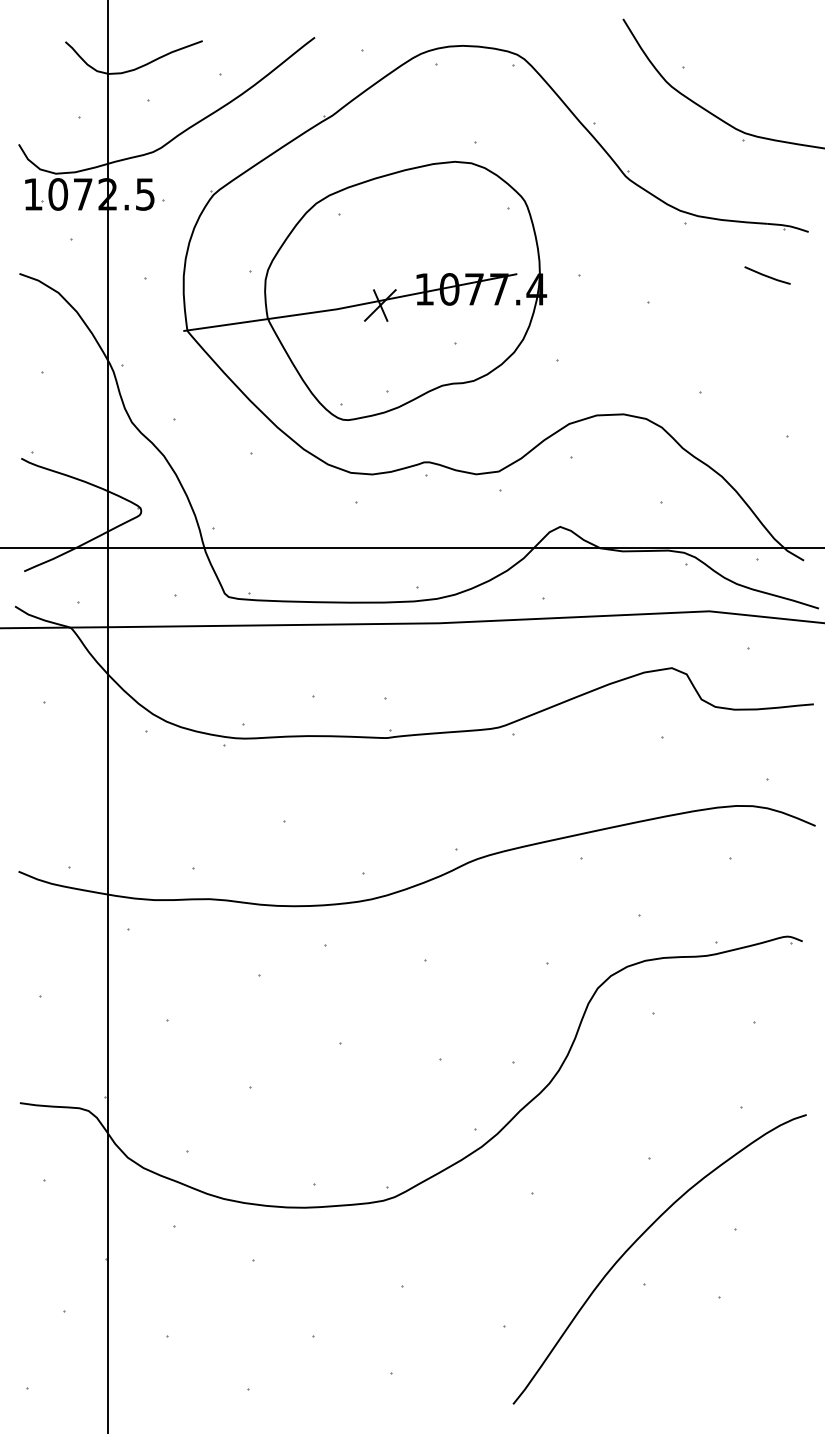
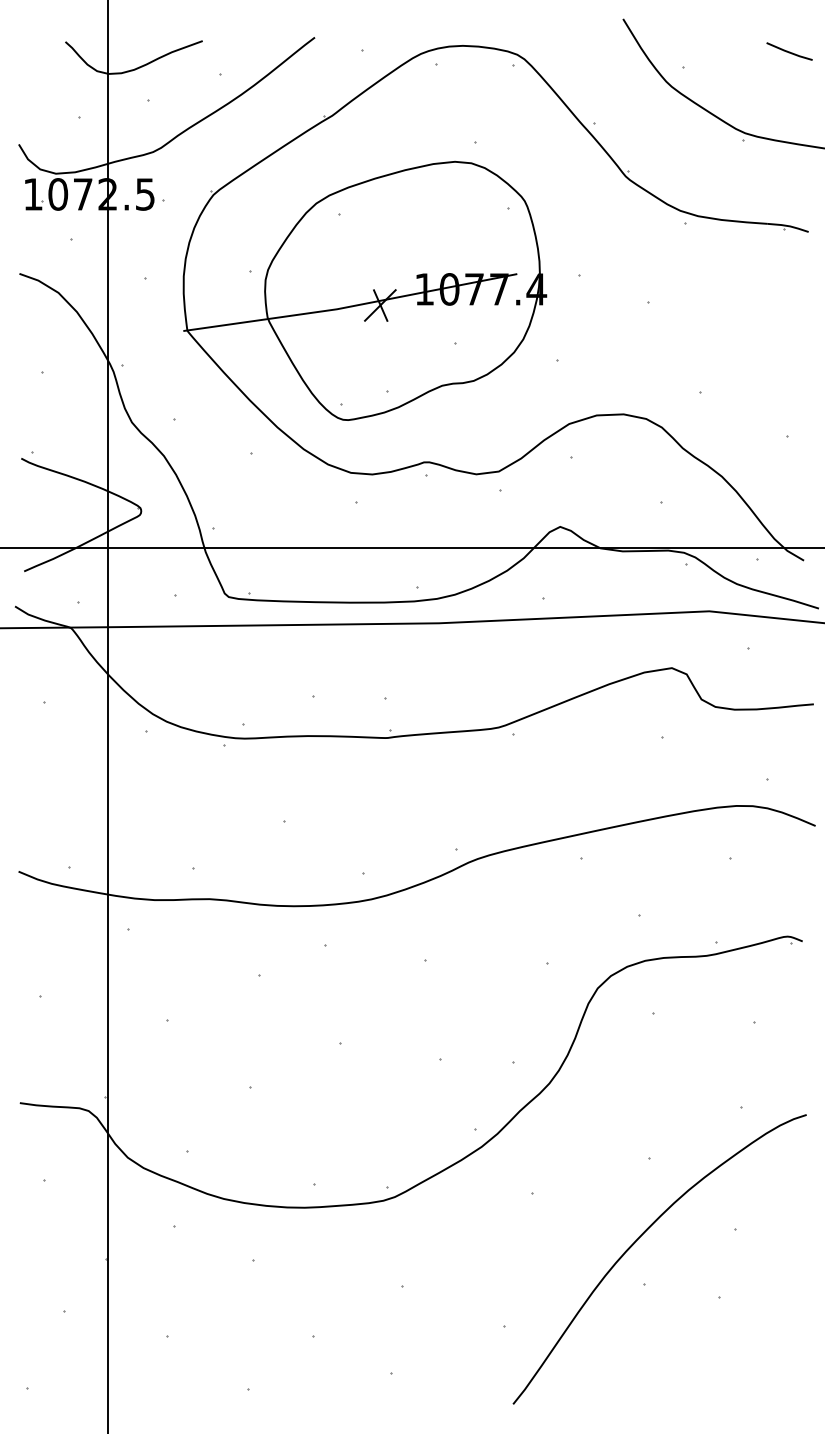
line position: (767, 275) -> (789, 51) (789, 51)
